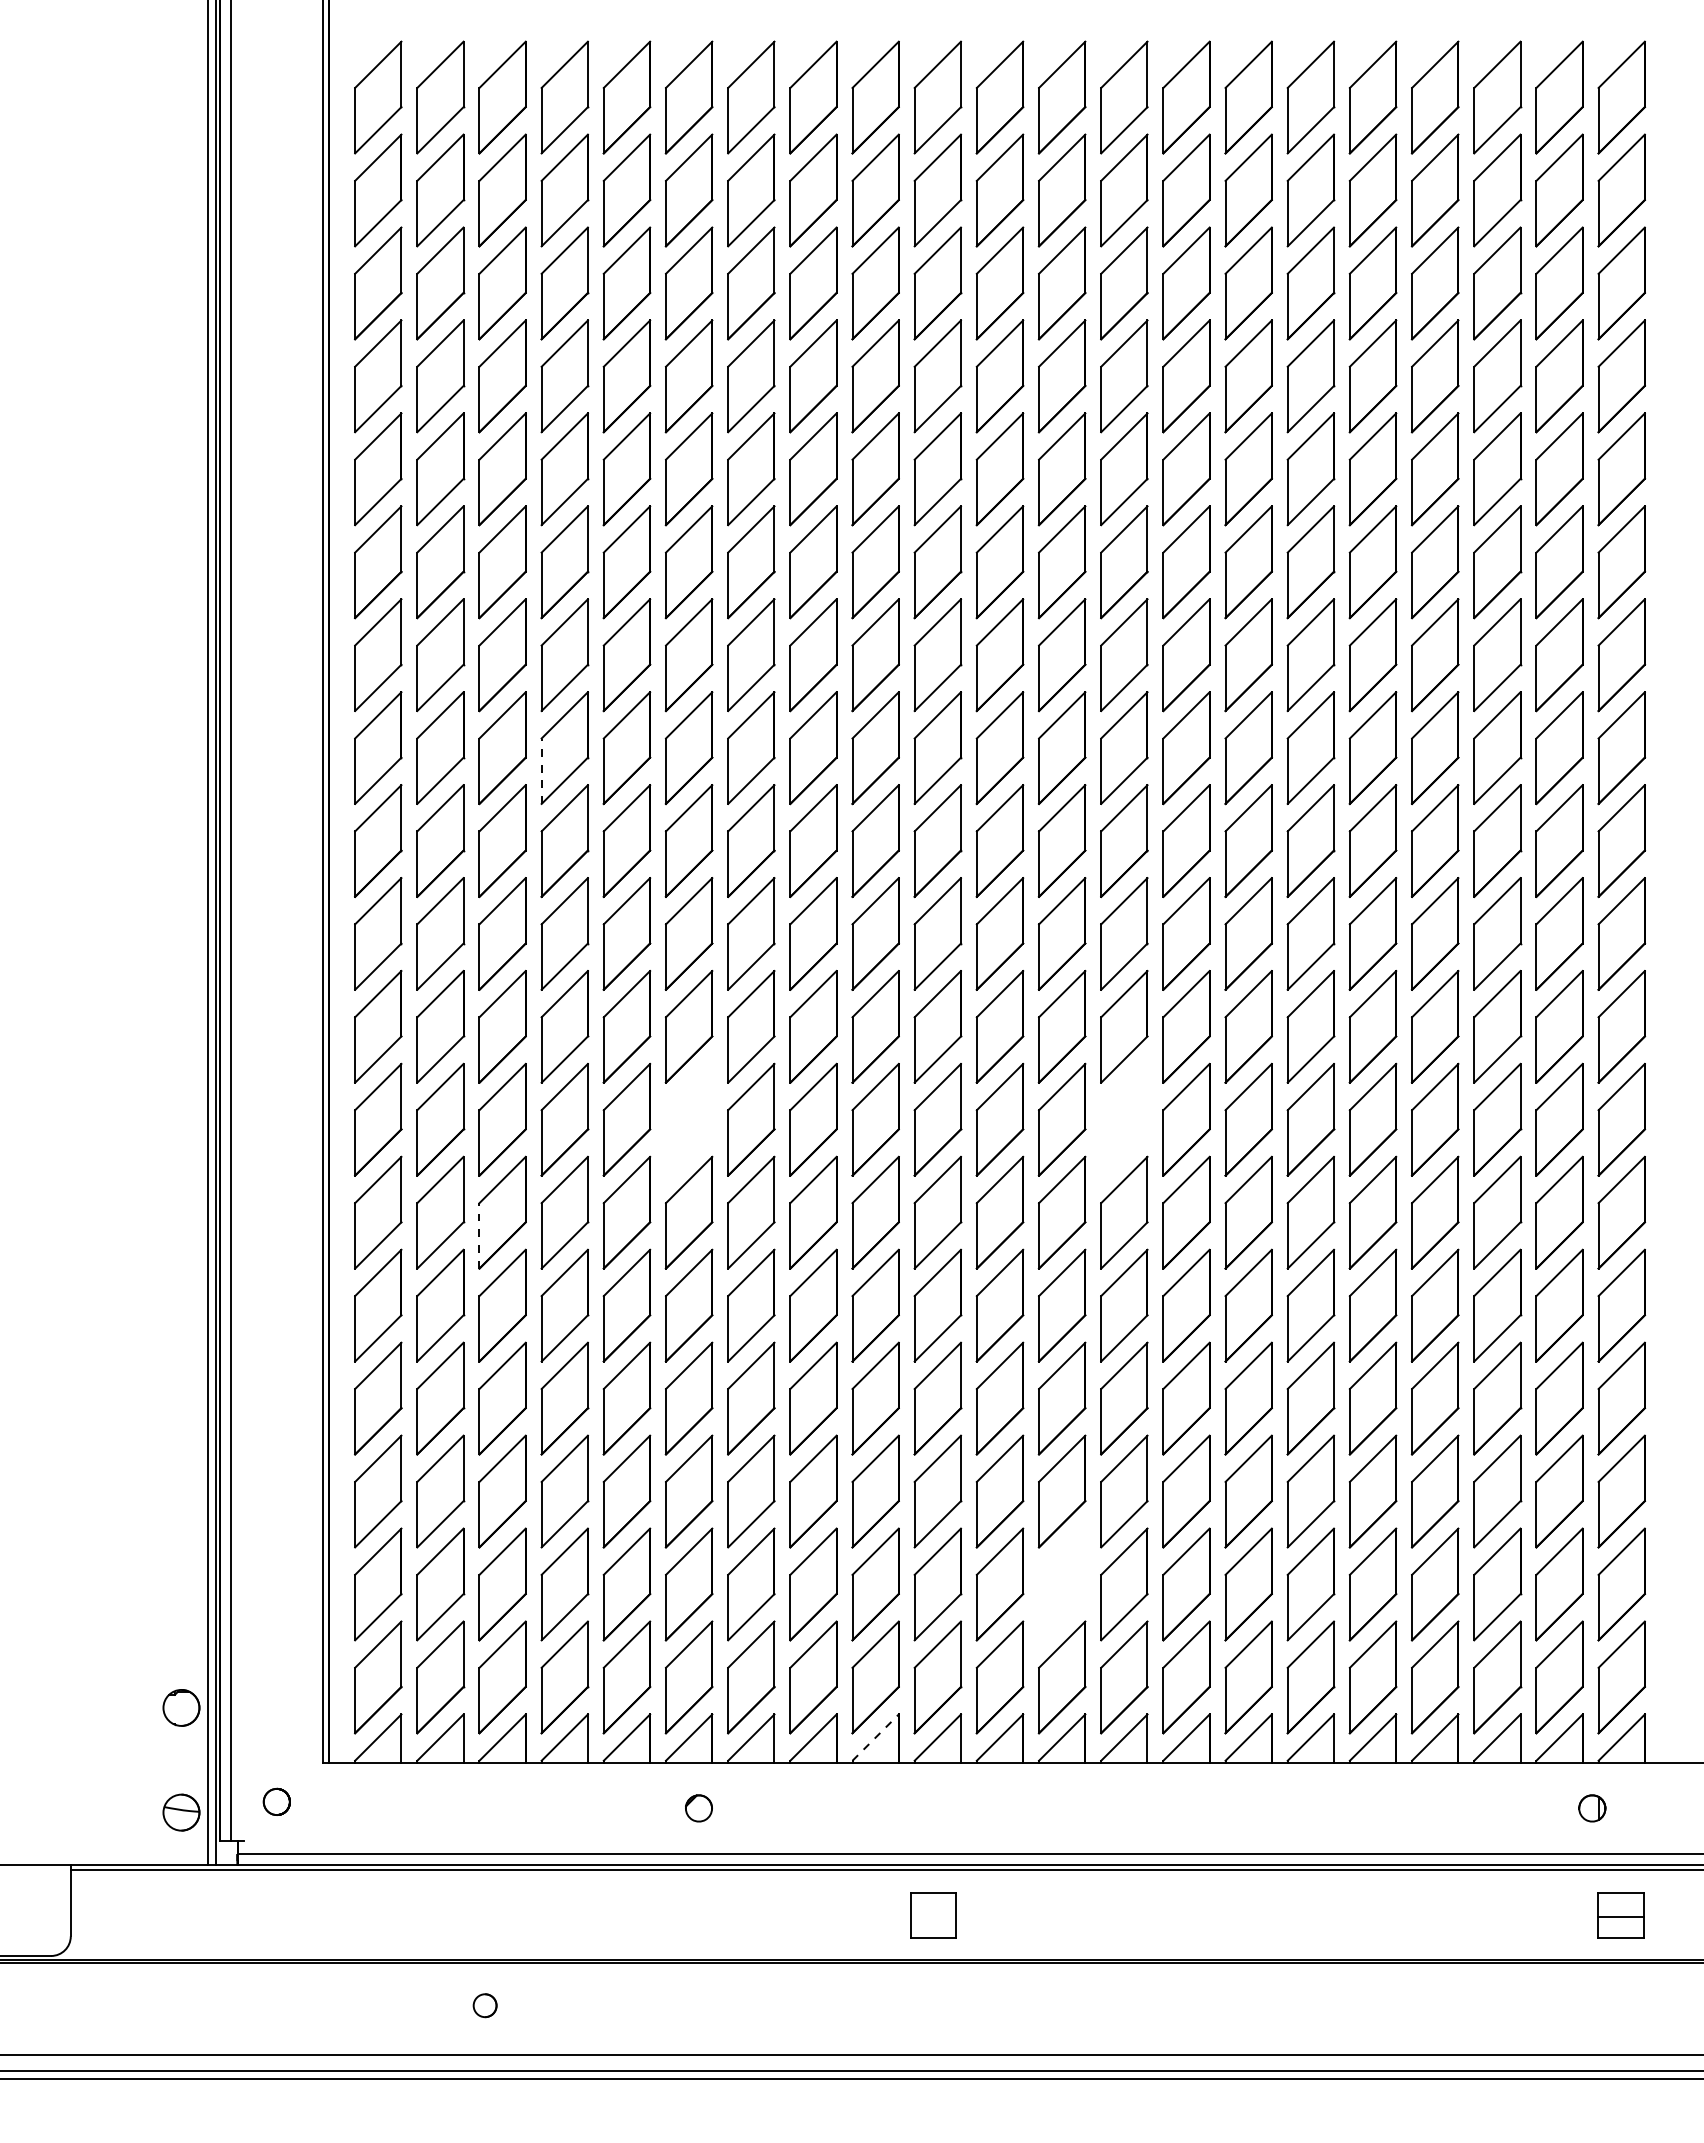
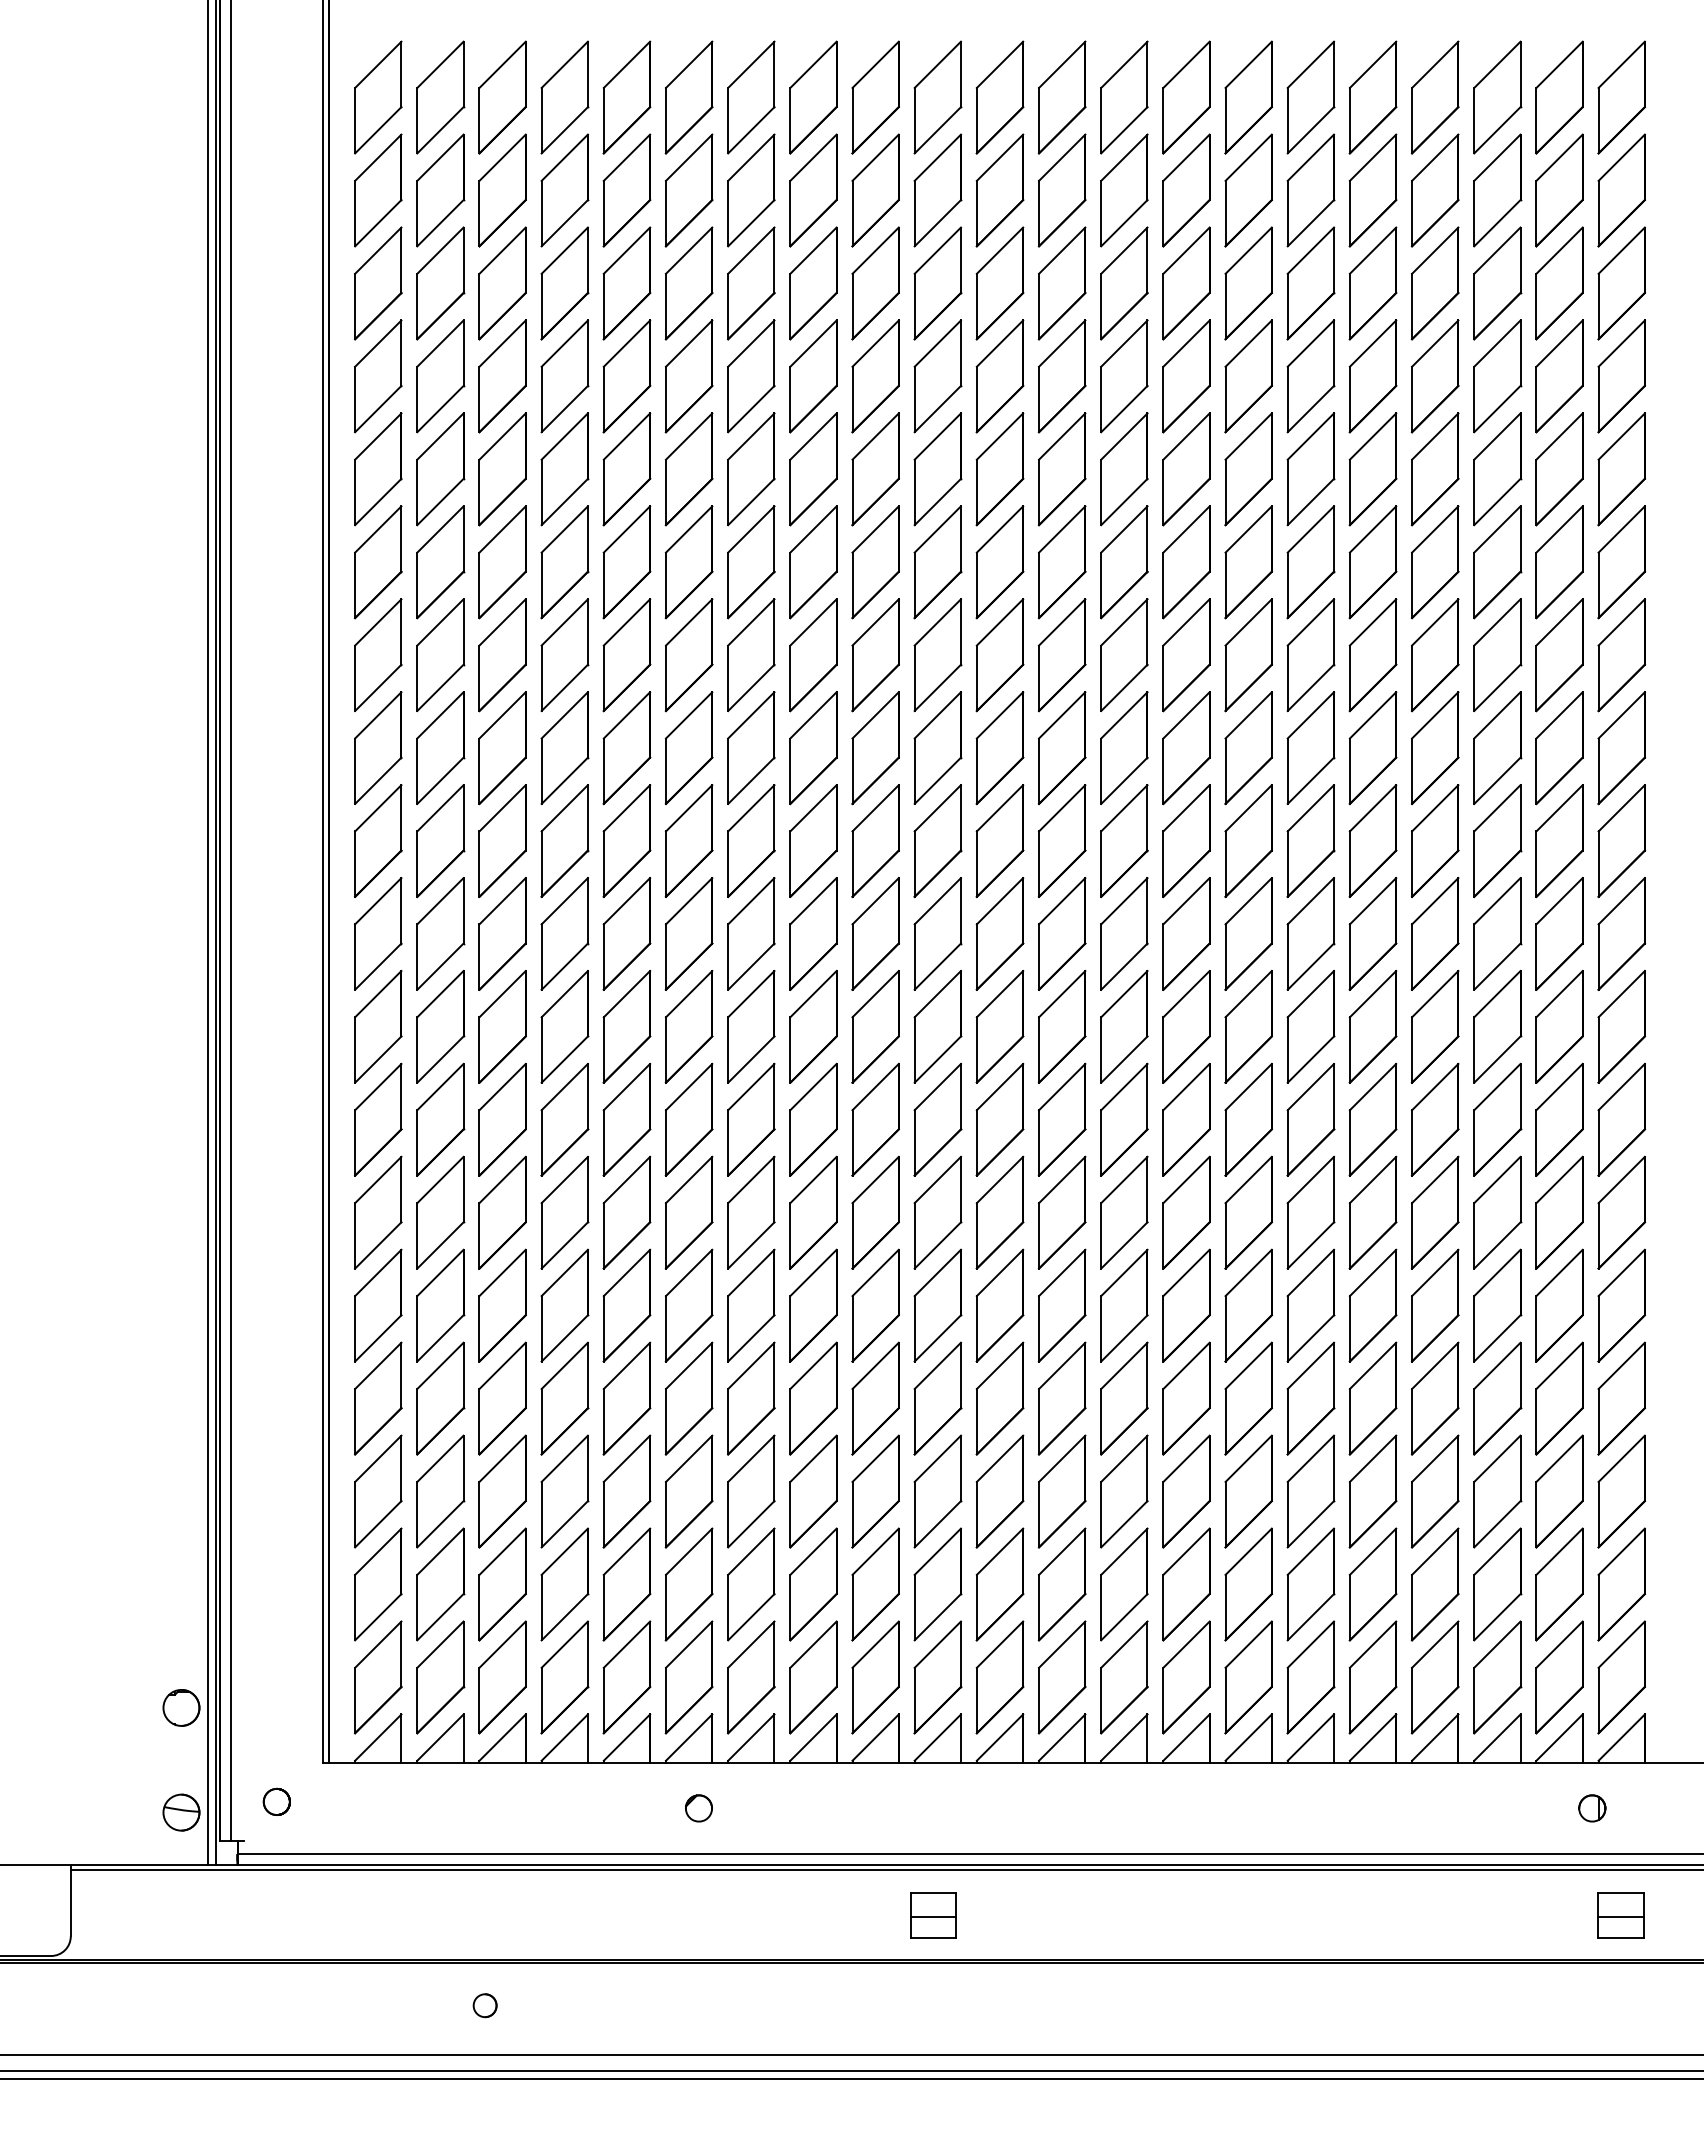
line: dashed -> solid (541, 771)
part: none -> present (688, 1119)
part: none -> present (1124, 1119)
line: dashed -> solid (479, 1235)
part: none -> present (1061, 1584)
line: dashed -> solid (875, 1737)
line: none -> present (933, 1917)
